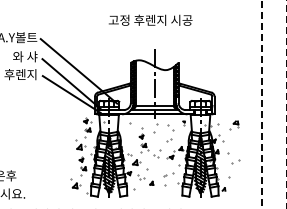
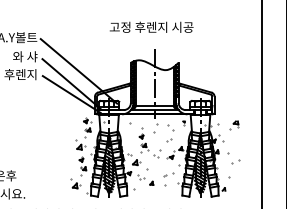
text position: (150, 19) -> (151, 26) (151, 26)
line: dashed -> solid (261, 104)
line: dashed -> solid (286, 104)
